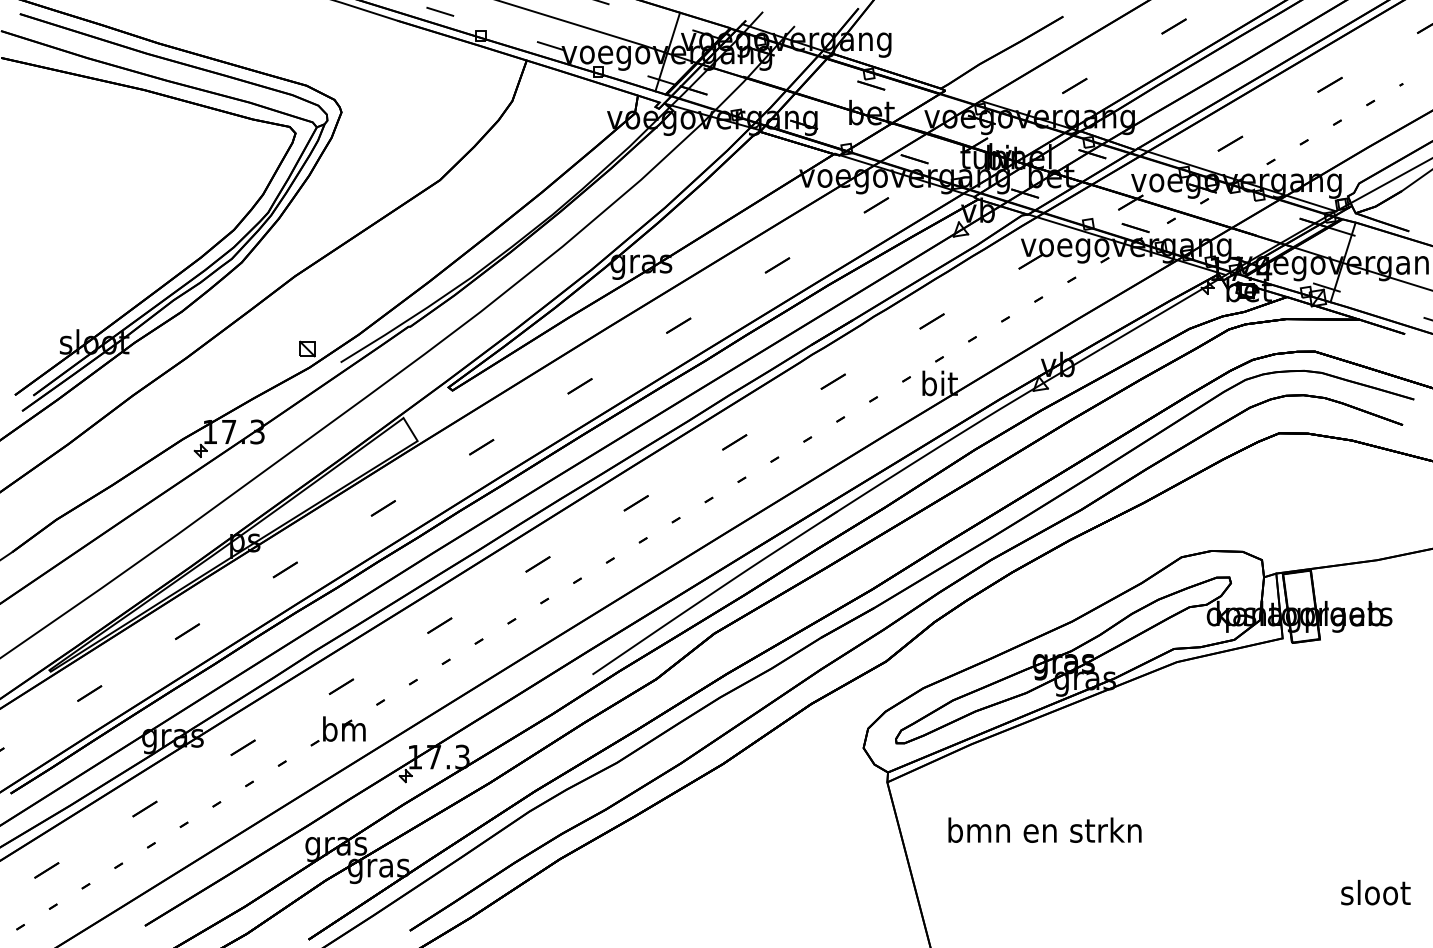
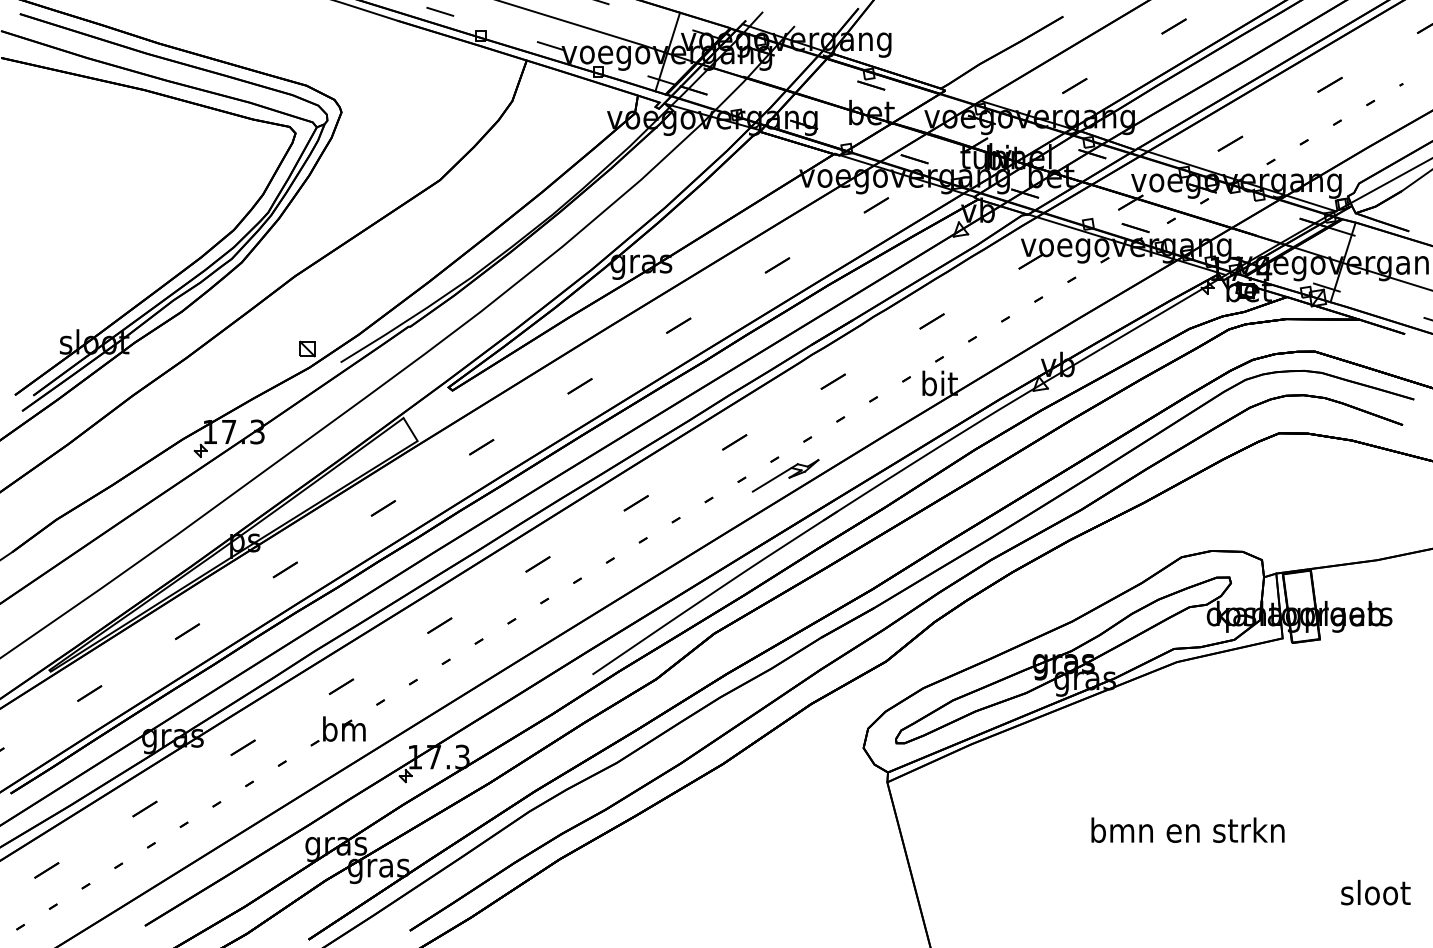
part: none -> present (785, 475)
text position: (1044, 829) -> (1187, 829) (1187, 829)
